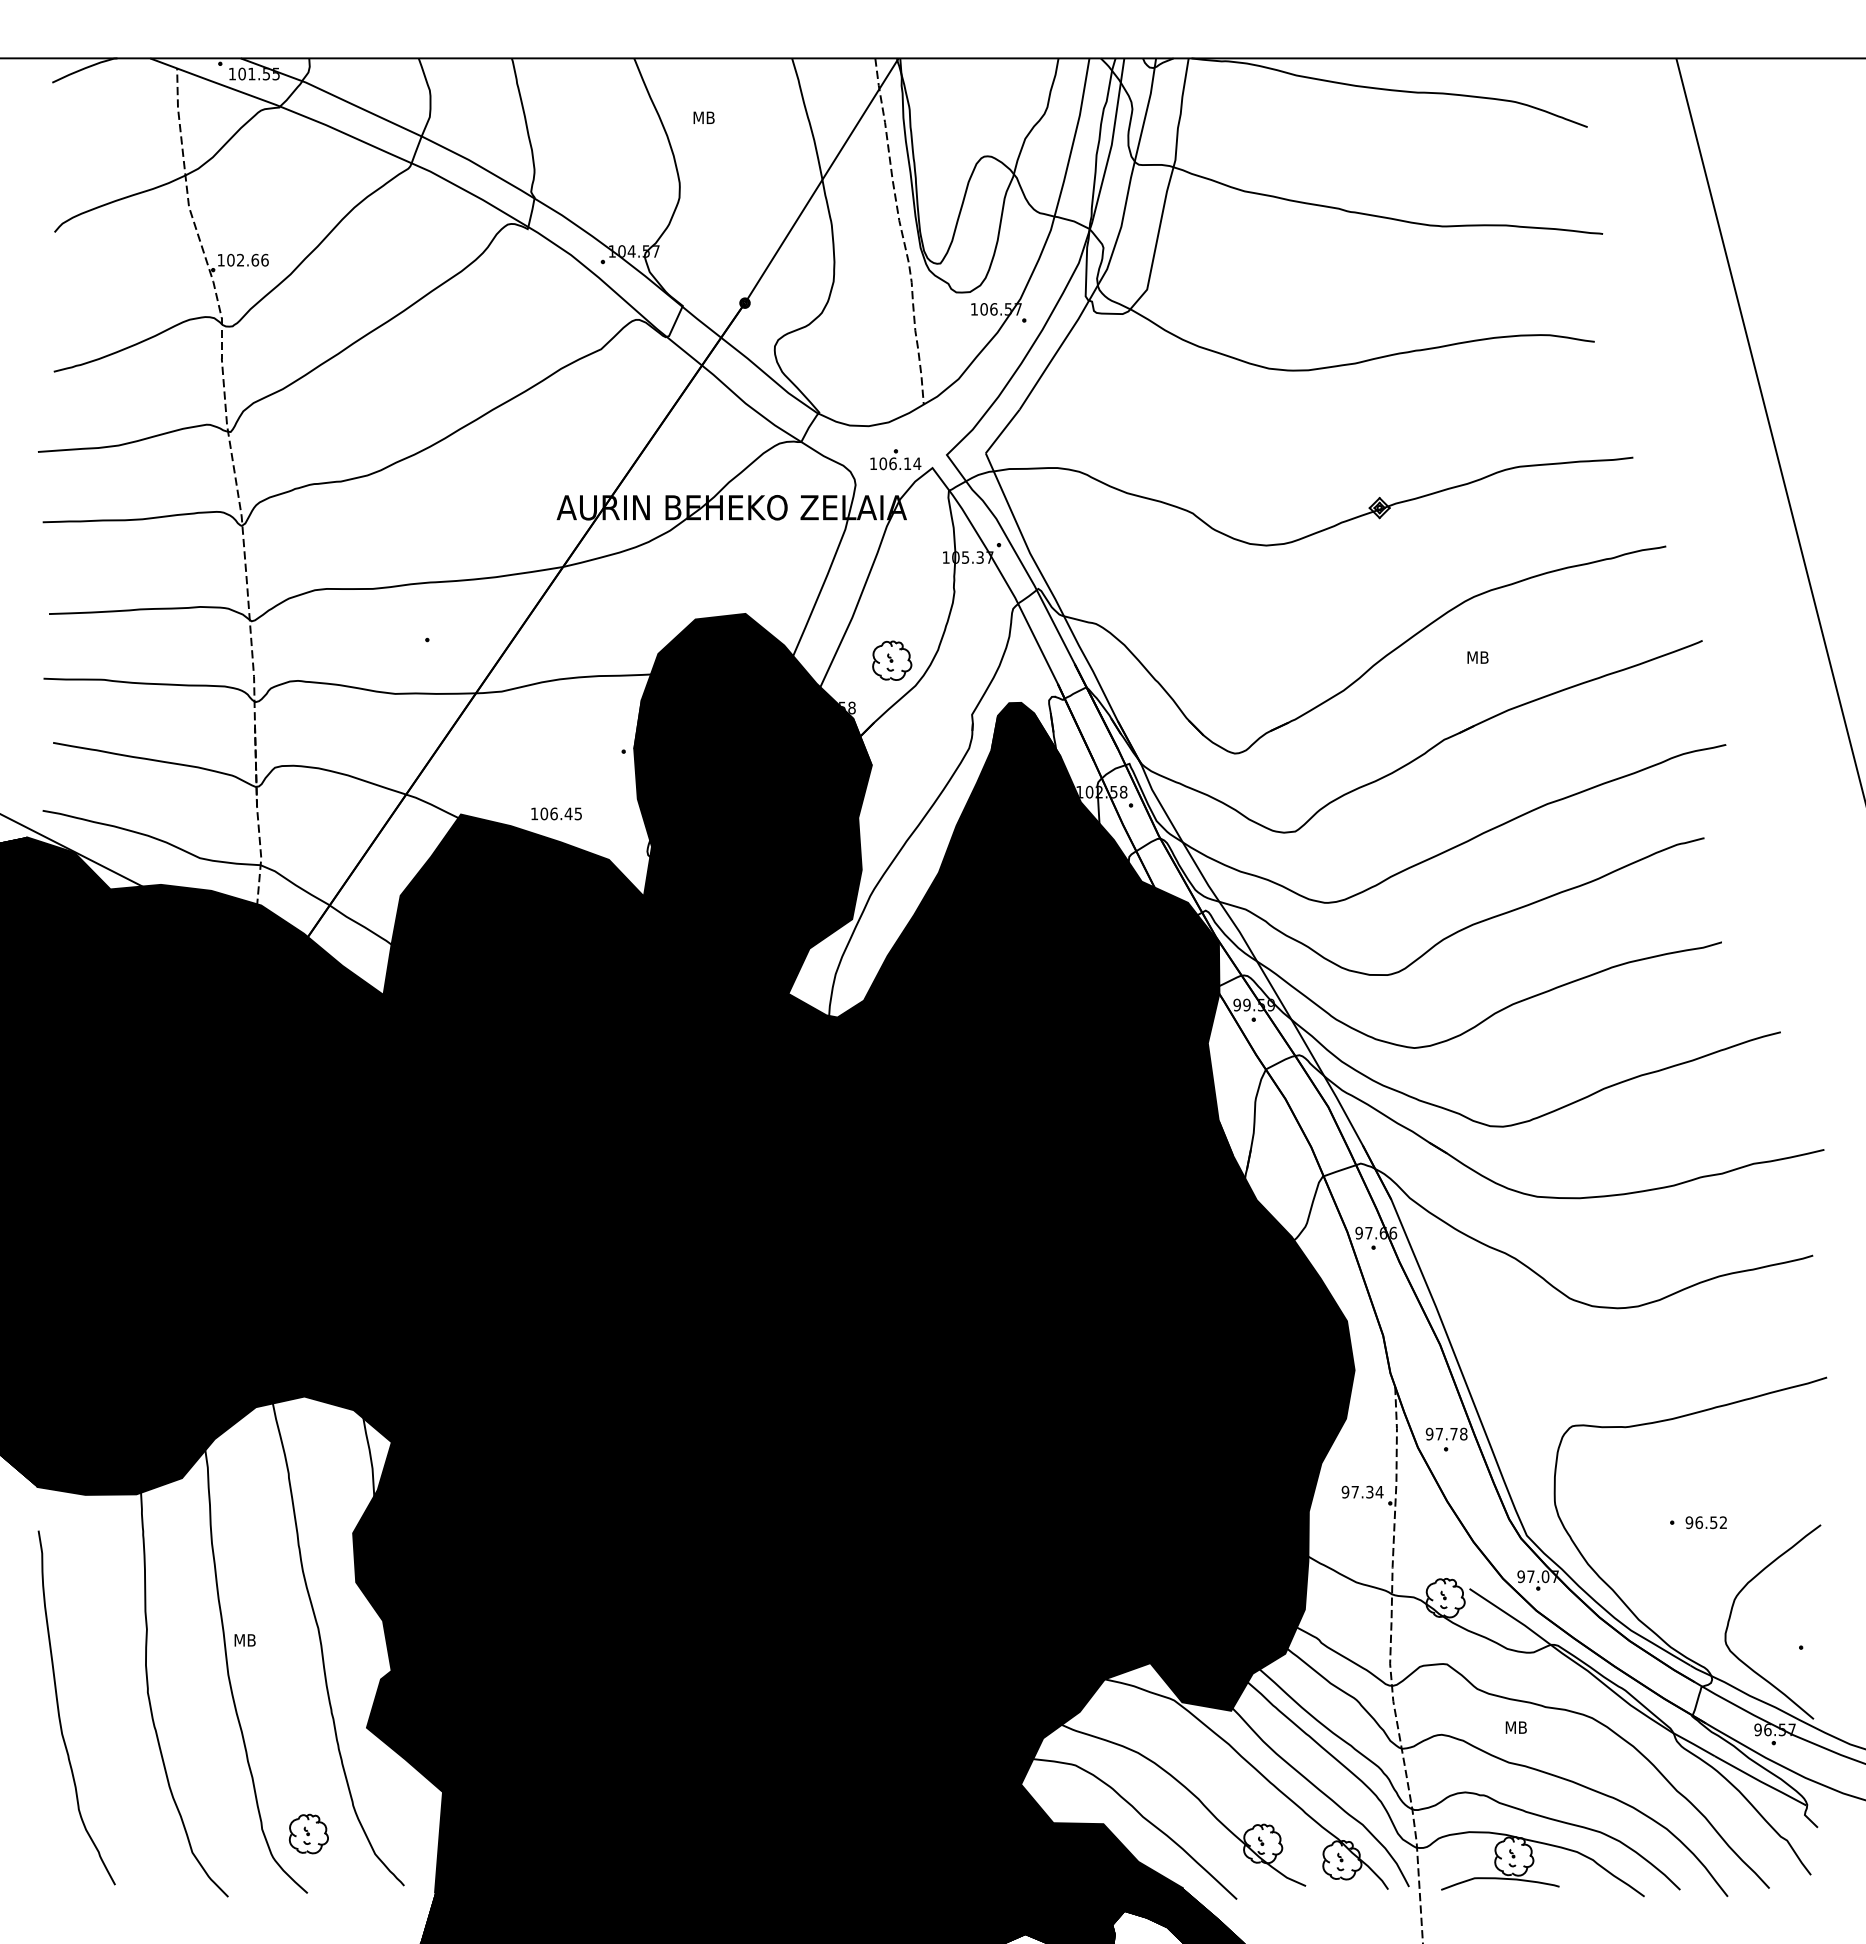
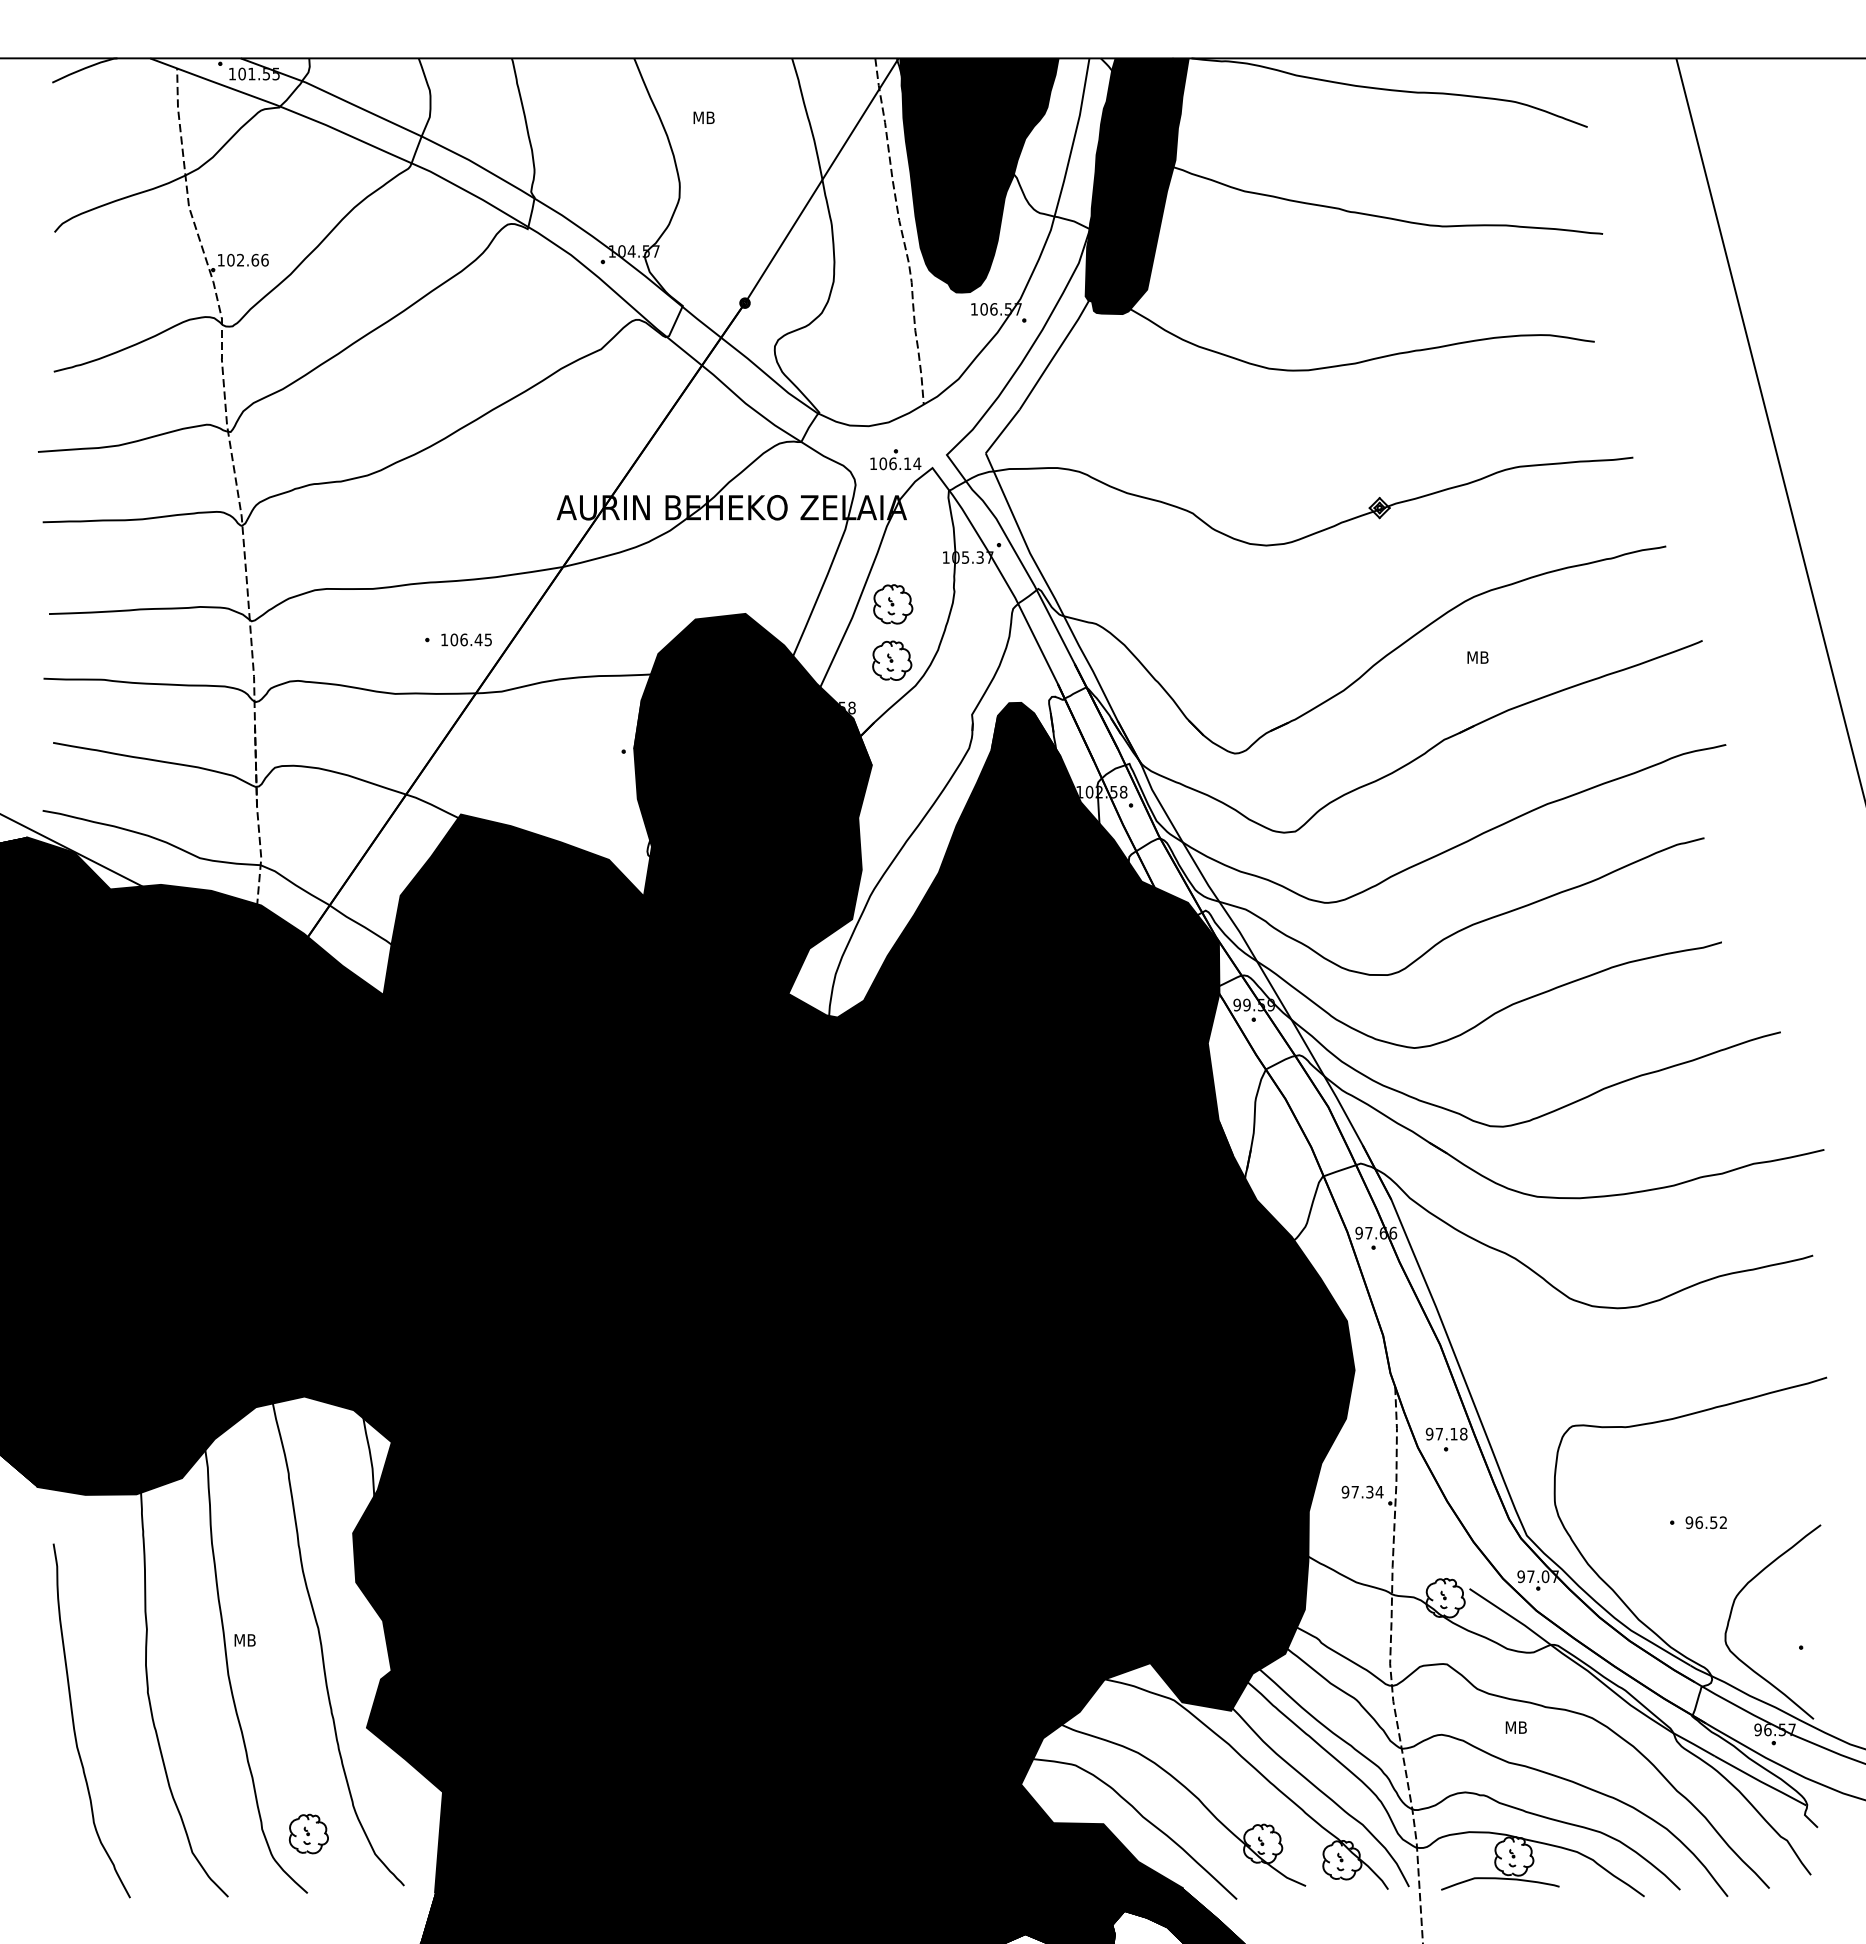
fill: none -> present (979, 175)
fill: none -> present (1136, 186)
part: none -> present (893, 604)
text position: (556, 813) -> (466, 639) (466, 639)
text: 97.78 -> 97.18 (1453, 1434)
curve position: (59, 1708) -> (74, 1721) (74, 1721)
